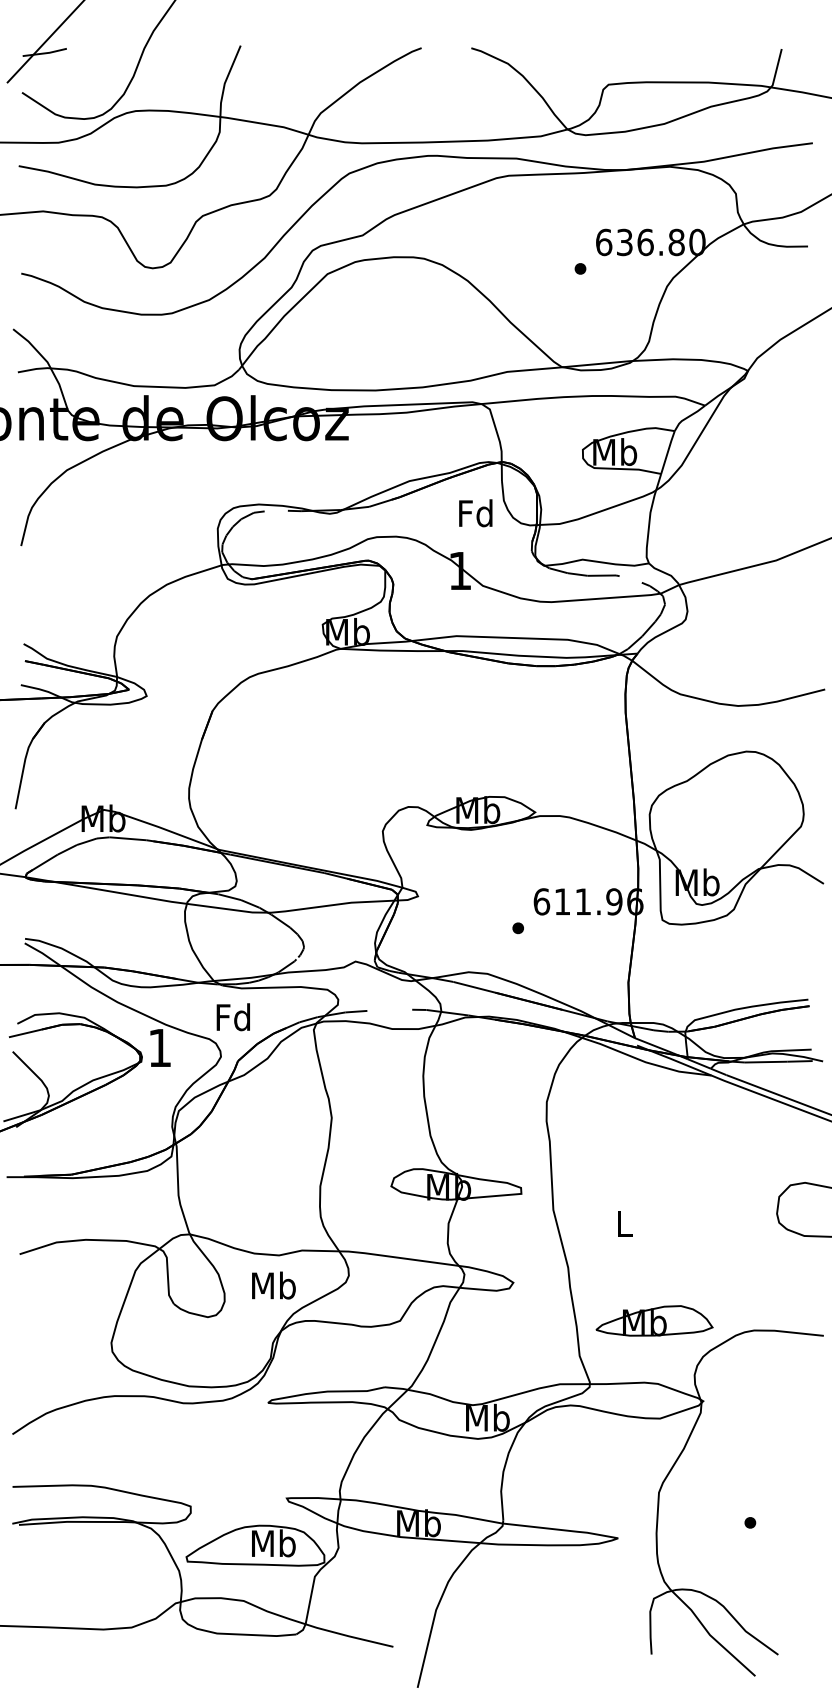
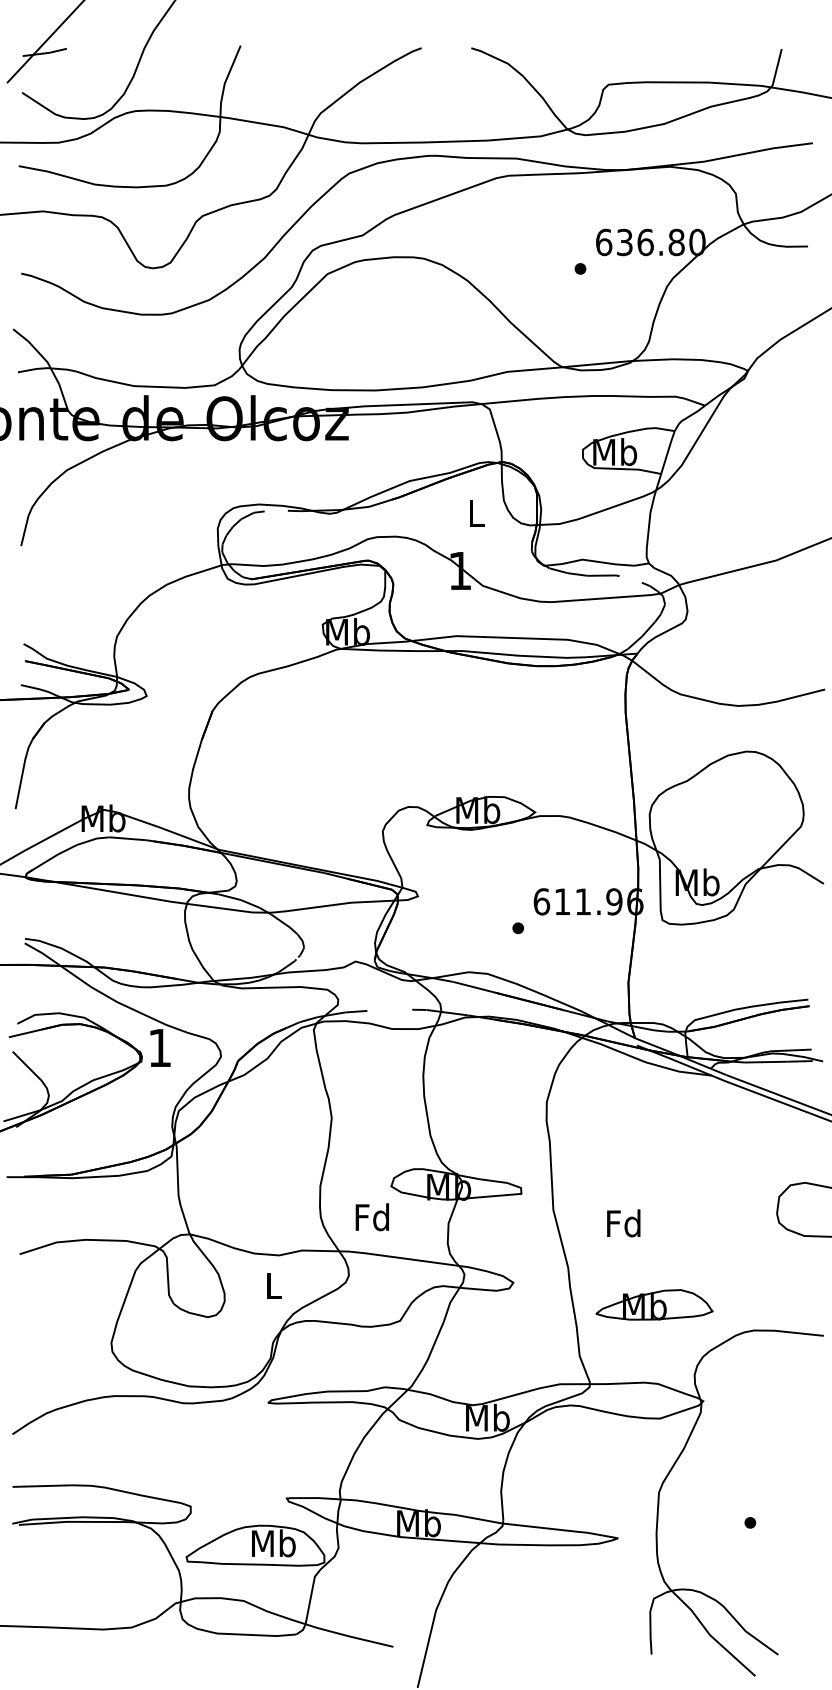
text: Fd -> L (475, 513)
text position: (232, 1017) -> (371, 1217) (371, 1217)
text: L -> Fd (623, 1223)
text: Mb -> L (273, 1285)
part position: (654, 1320) -> (654, 1304) (654, 1304)
